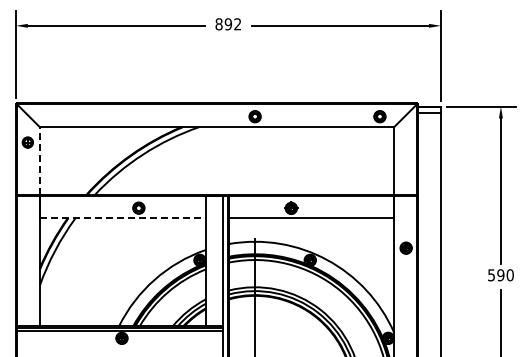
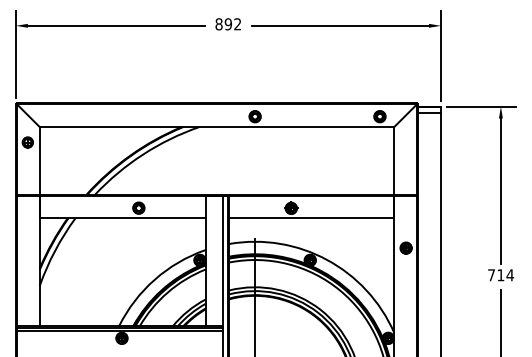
line: dashed -> solid (39, 160)
line: dashed -> solid (122, 218)
text: 590 -> 714 (501, 275)
